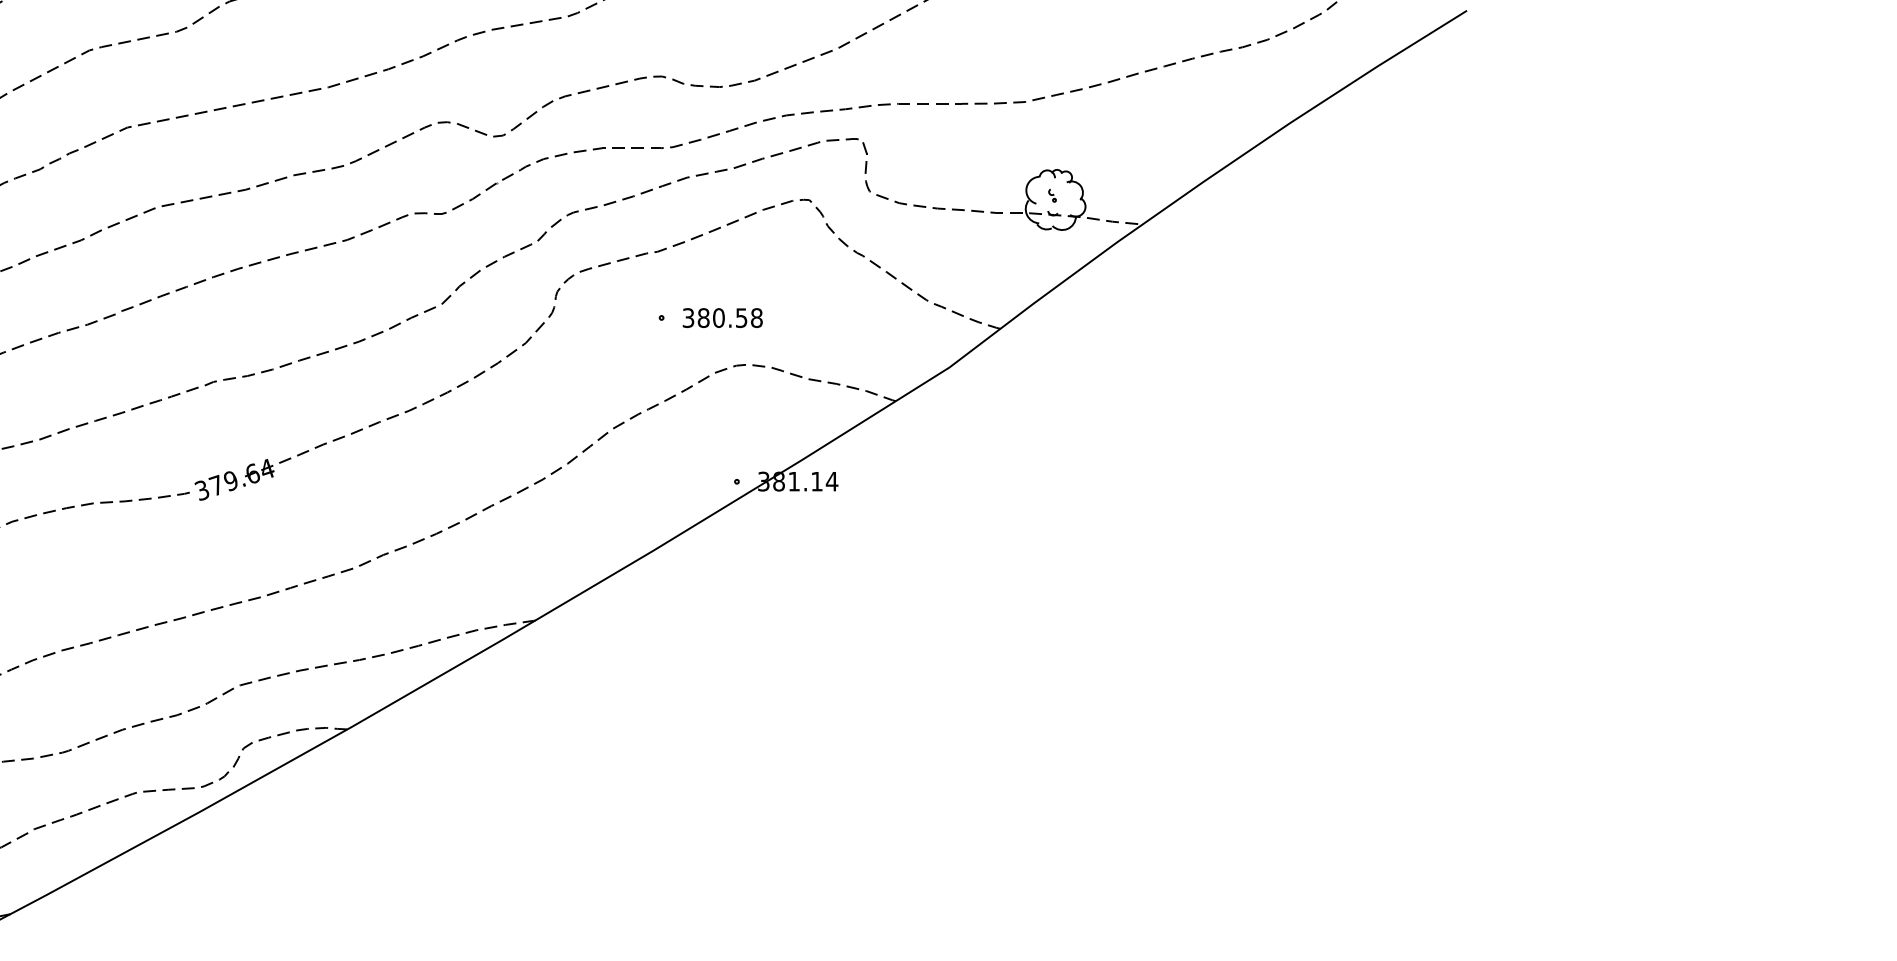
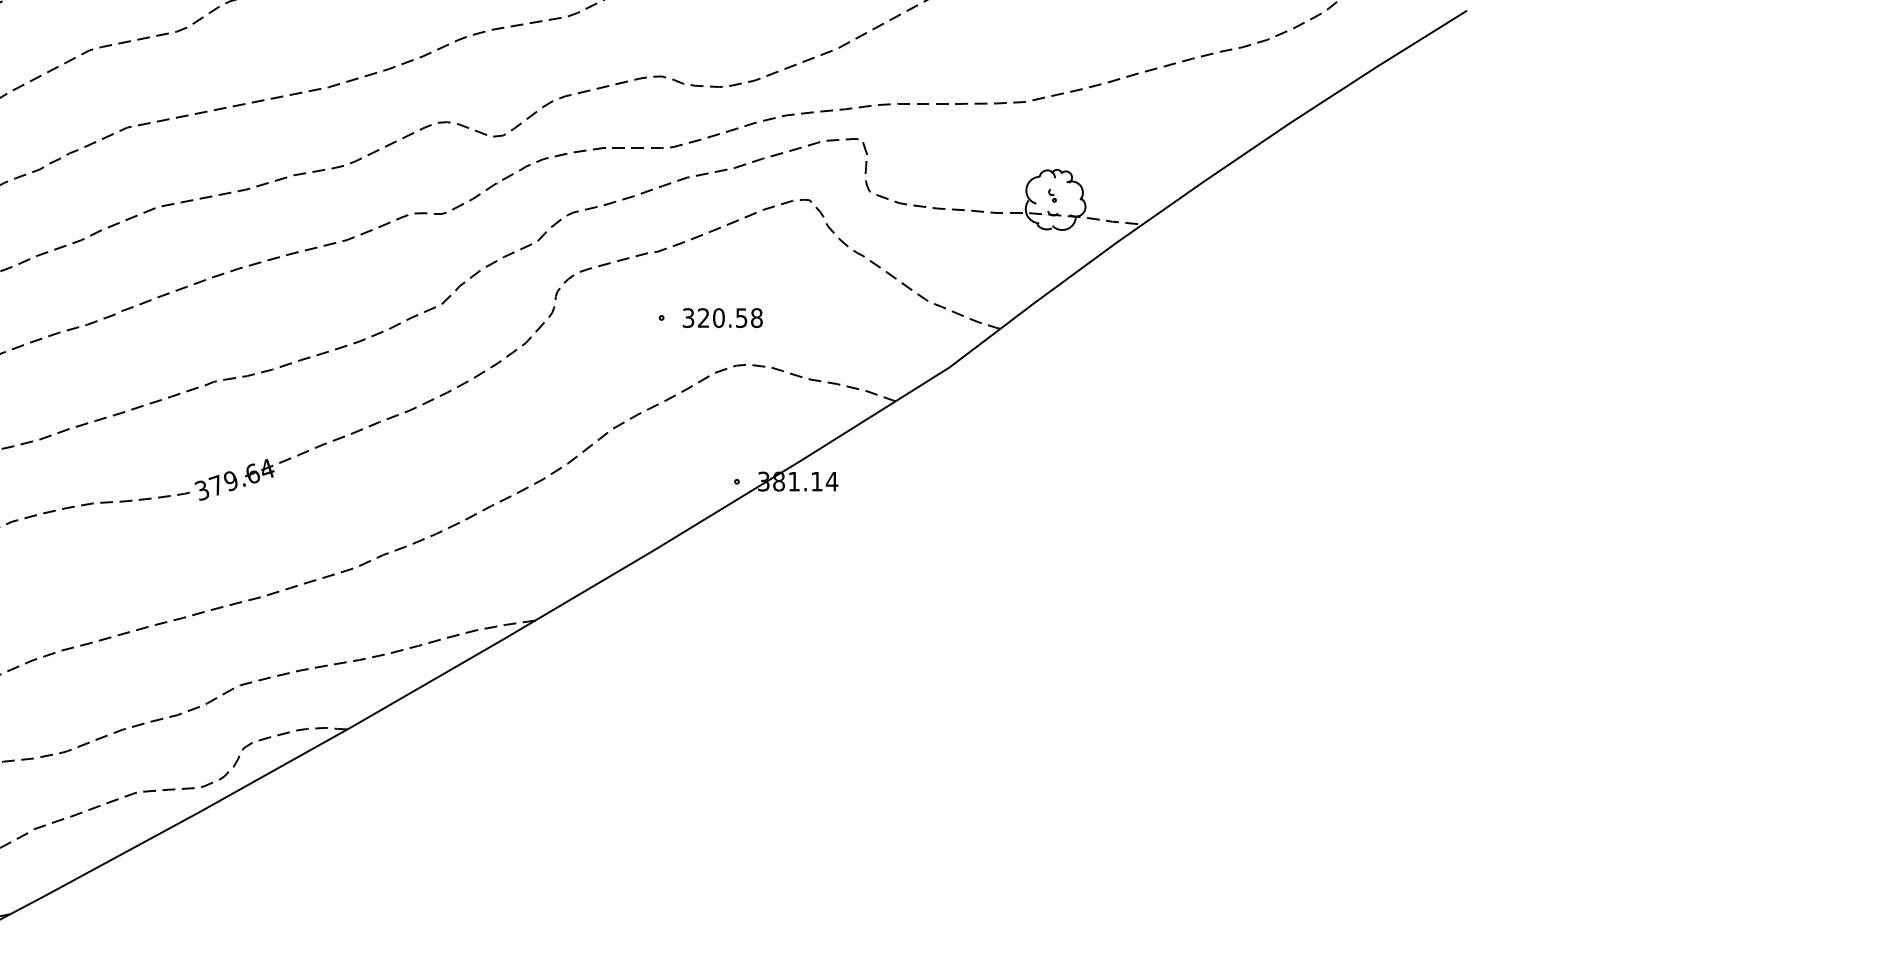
text: 380.58 -> 320.58 (703, 318)
